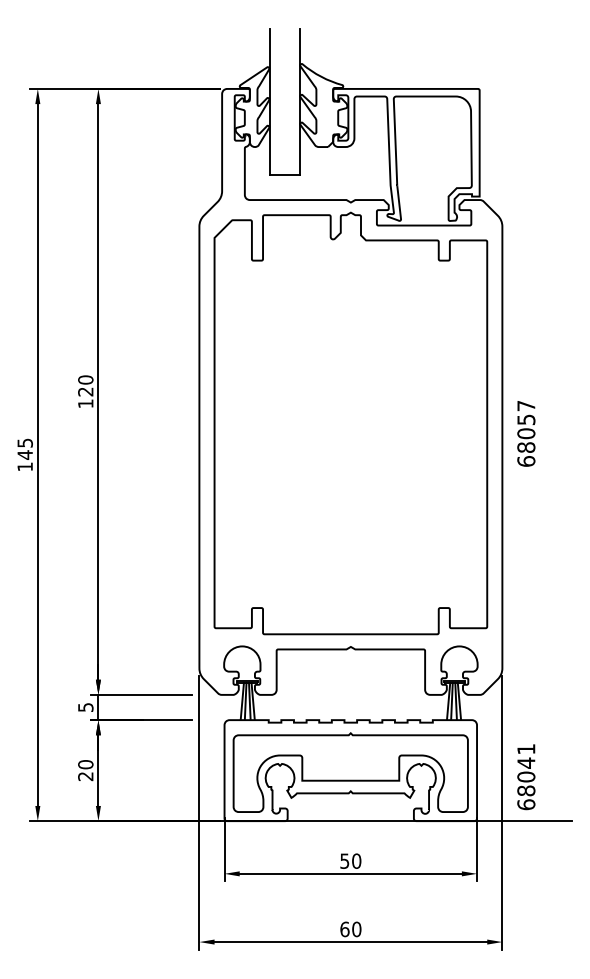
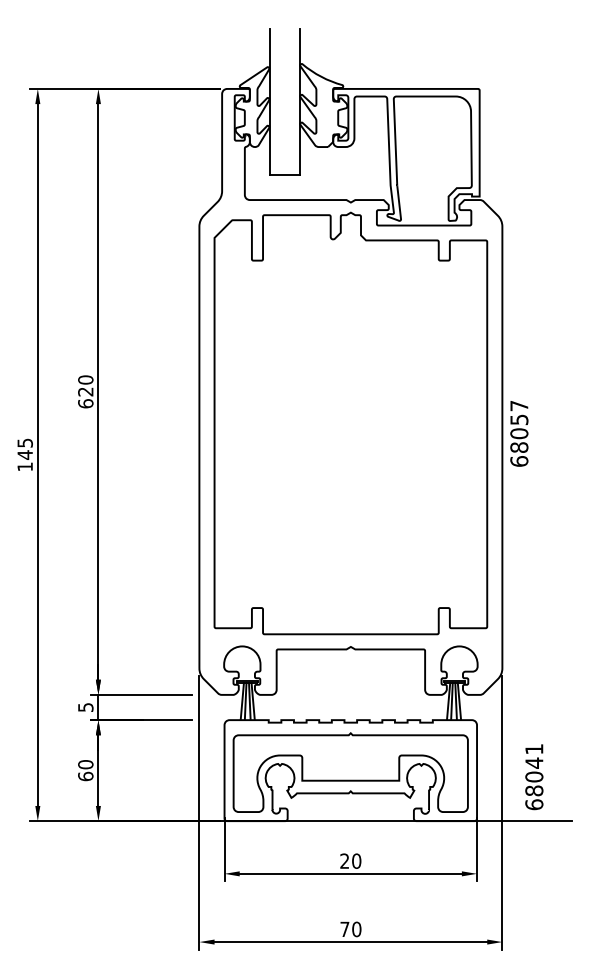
text: 120 -> 620 (85, 403)
text position: (526, 433) -> (519, 433) (519, 433)
text: 20 -> 60 (85, 776)
text position: (526, 777) -> (534, 777) (534, 777)
text: 50 -> 20 (344, 860)
text: 60 -> 70 (344, 929)
